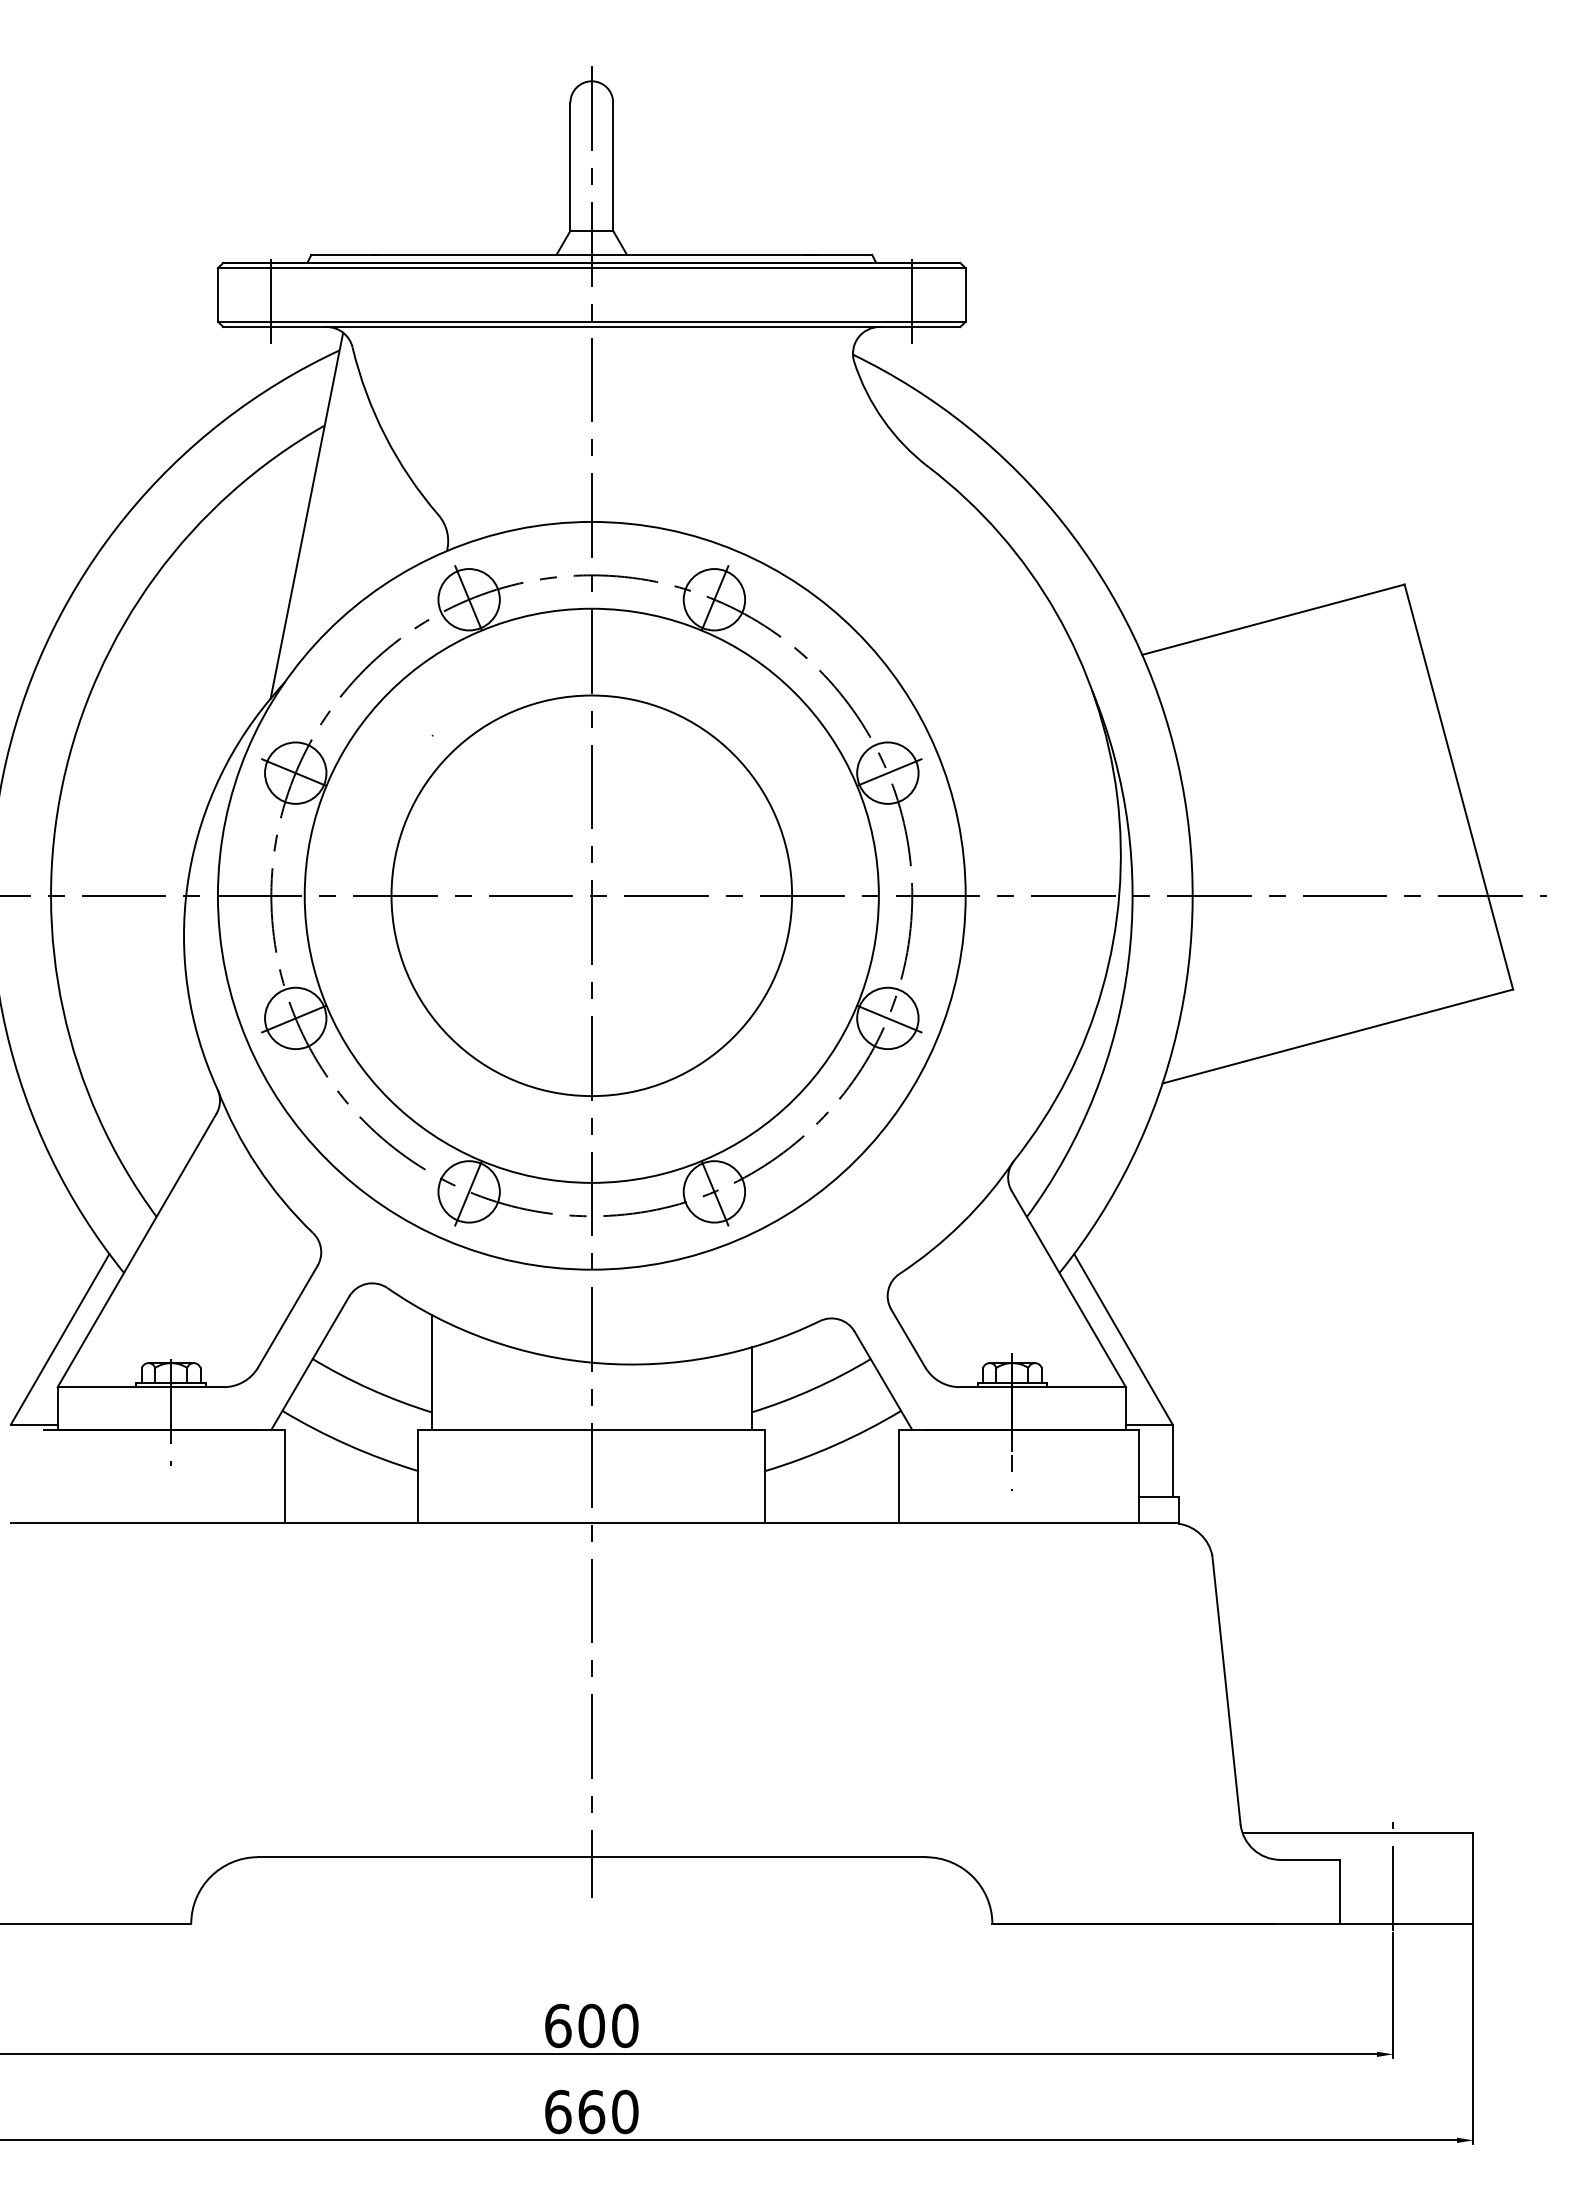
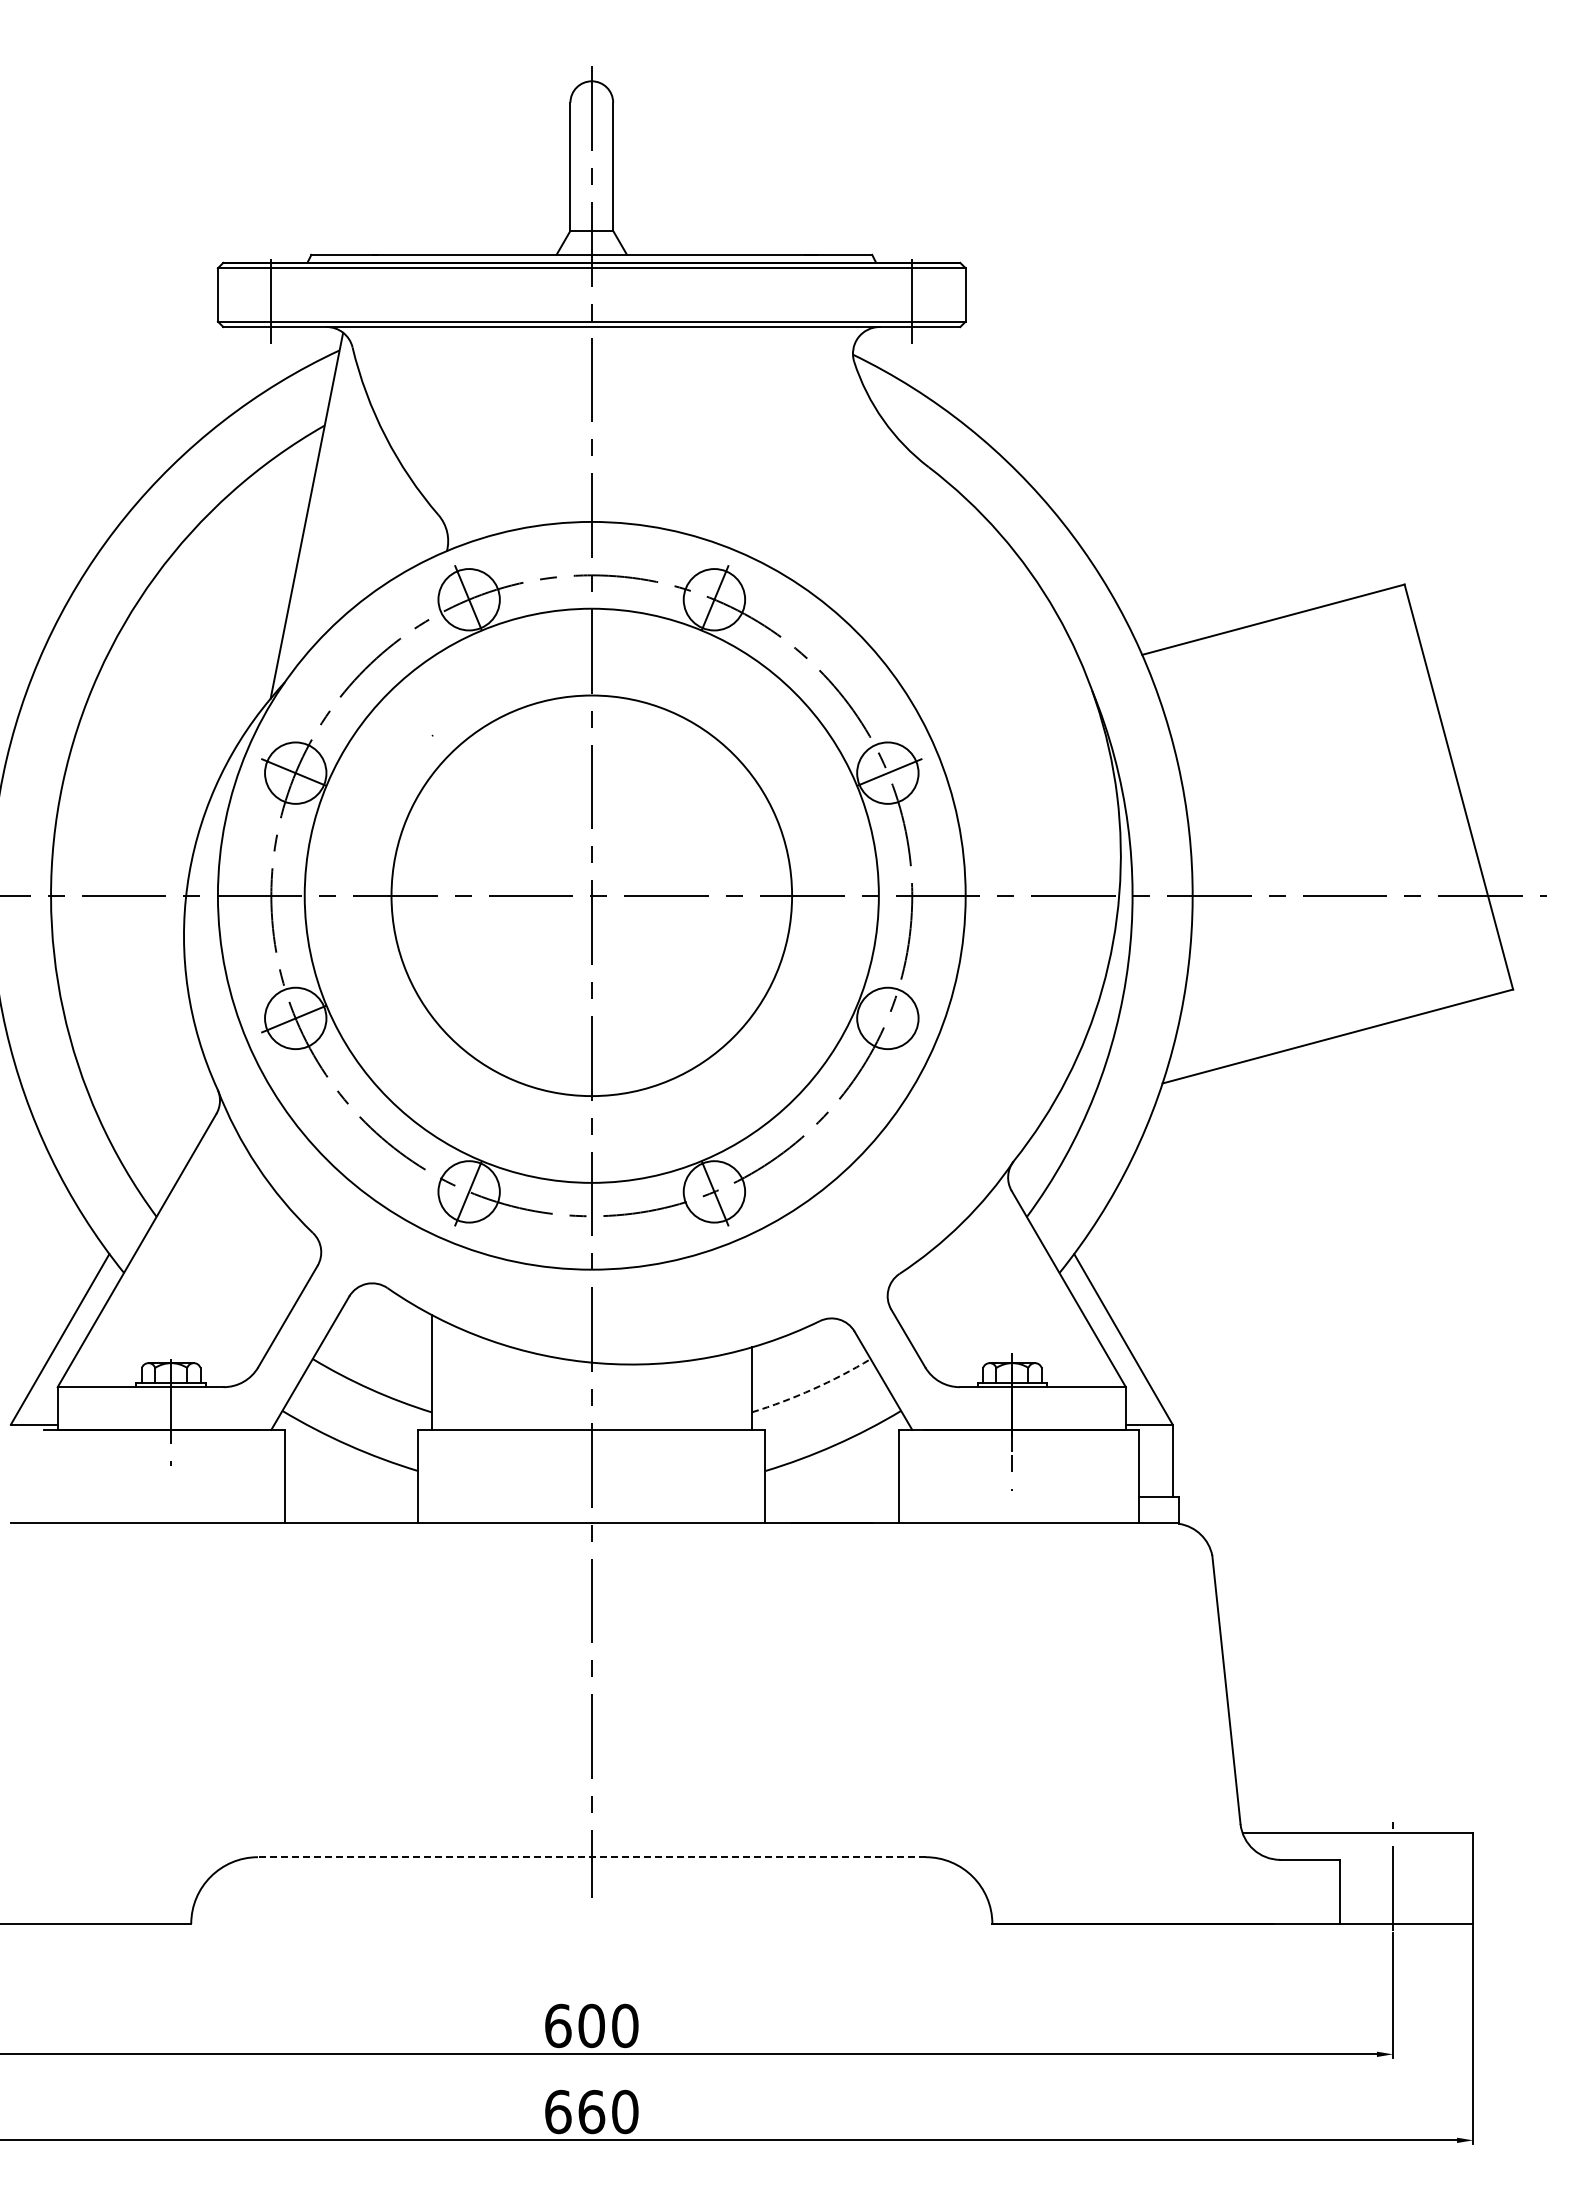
line: present -> none (889, 1018)
arc: solid -> dashed (813, 1389)
line: solid -> dashed (591, 1857)
